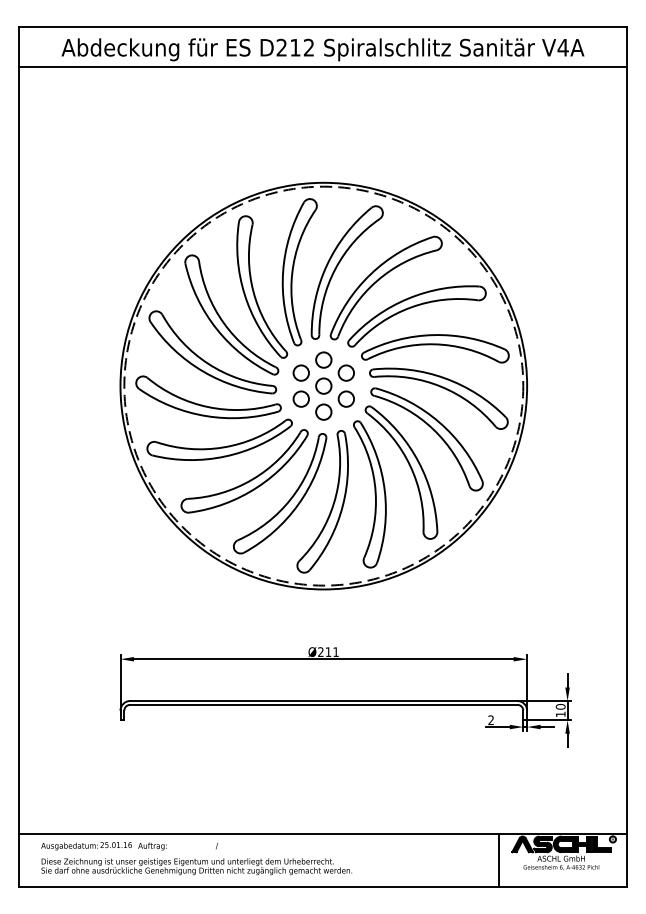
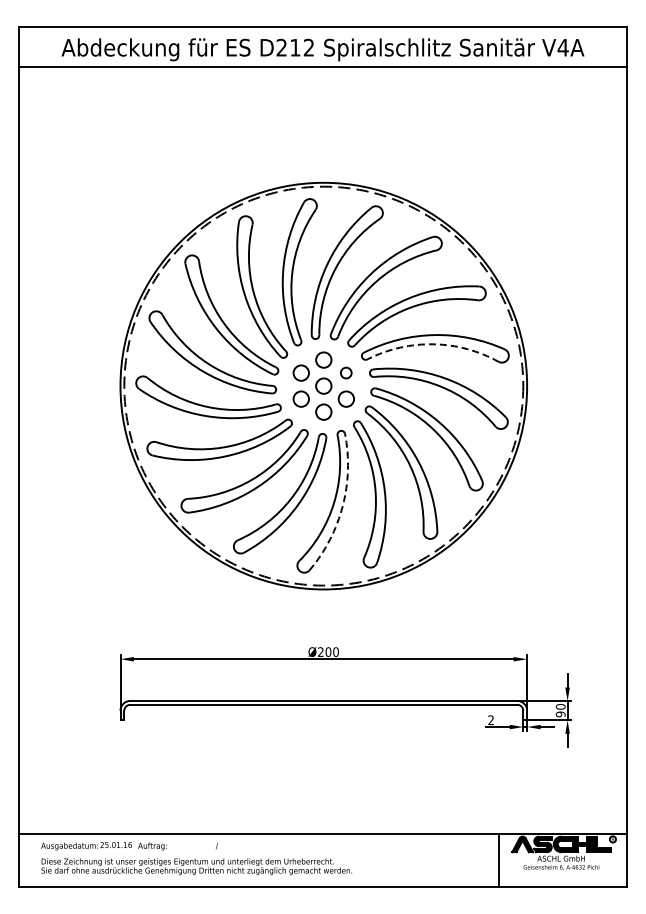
arc: solid -> dashed (433, 344)
circle size: 18x18 px -> 13x14 px (346, 372)
arc: solid -> dashed (342, 505)
text: Ø211 -> Ø200 (331, 651)
text: 10 -> 90 (560, 714)
